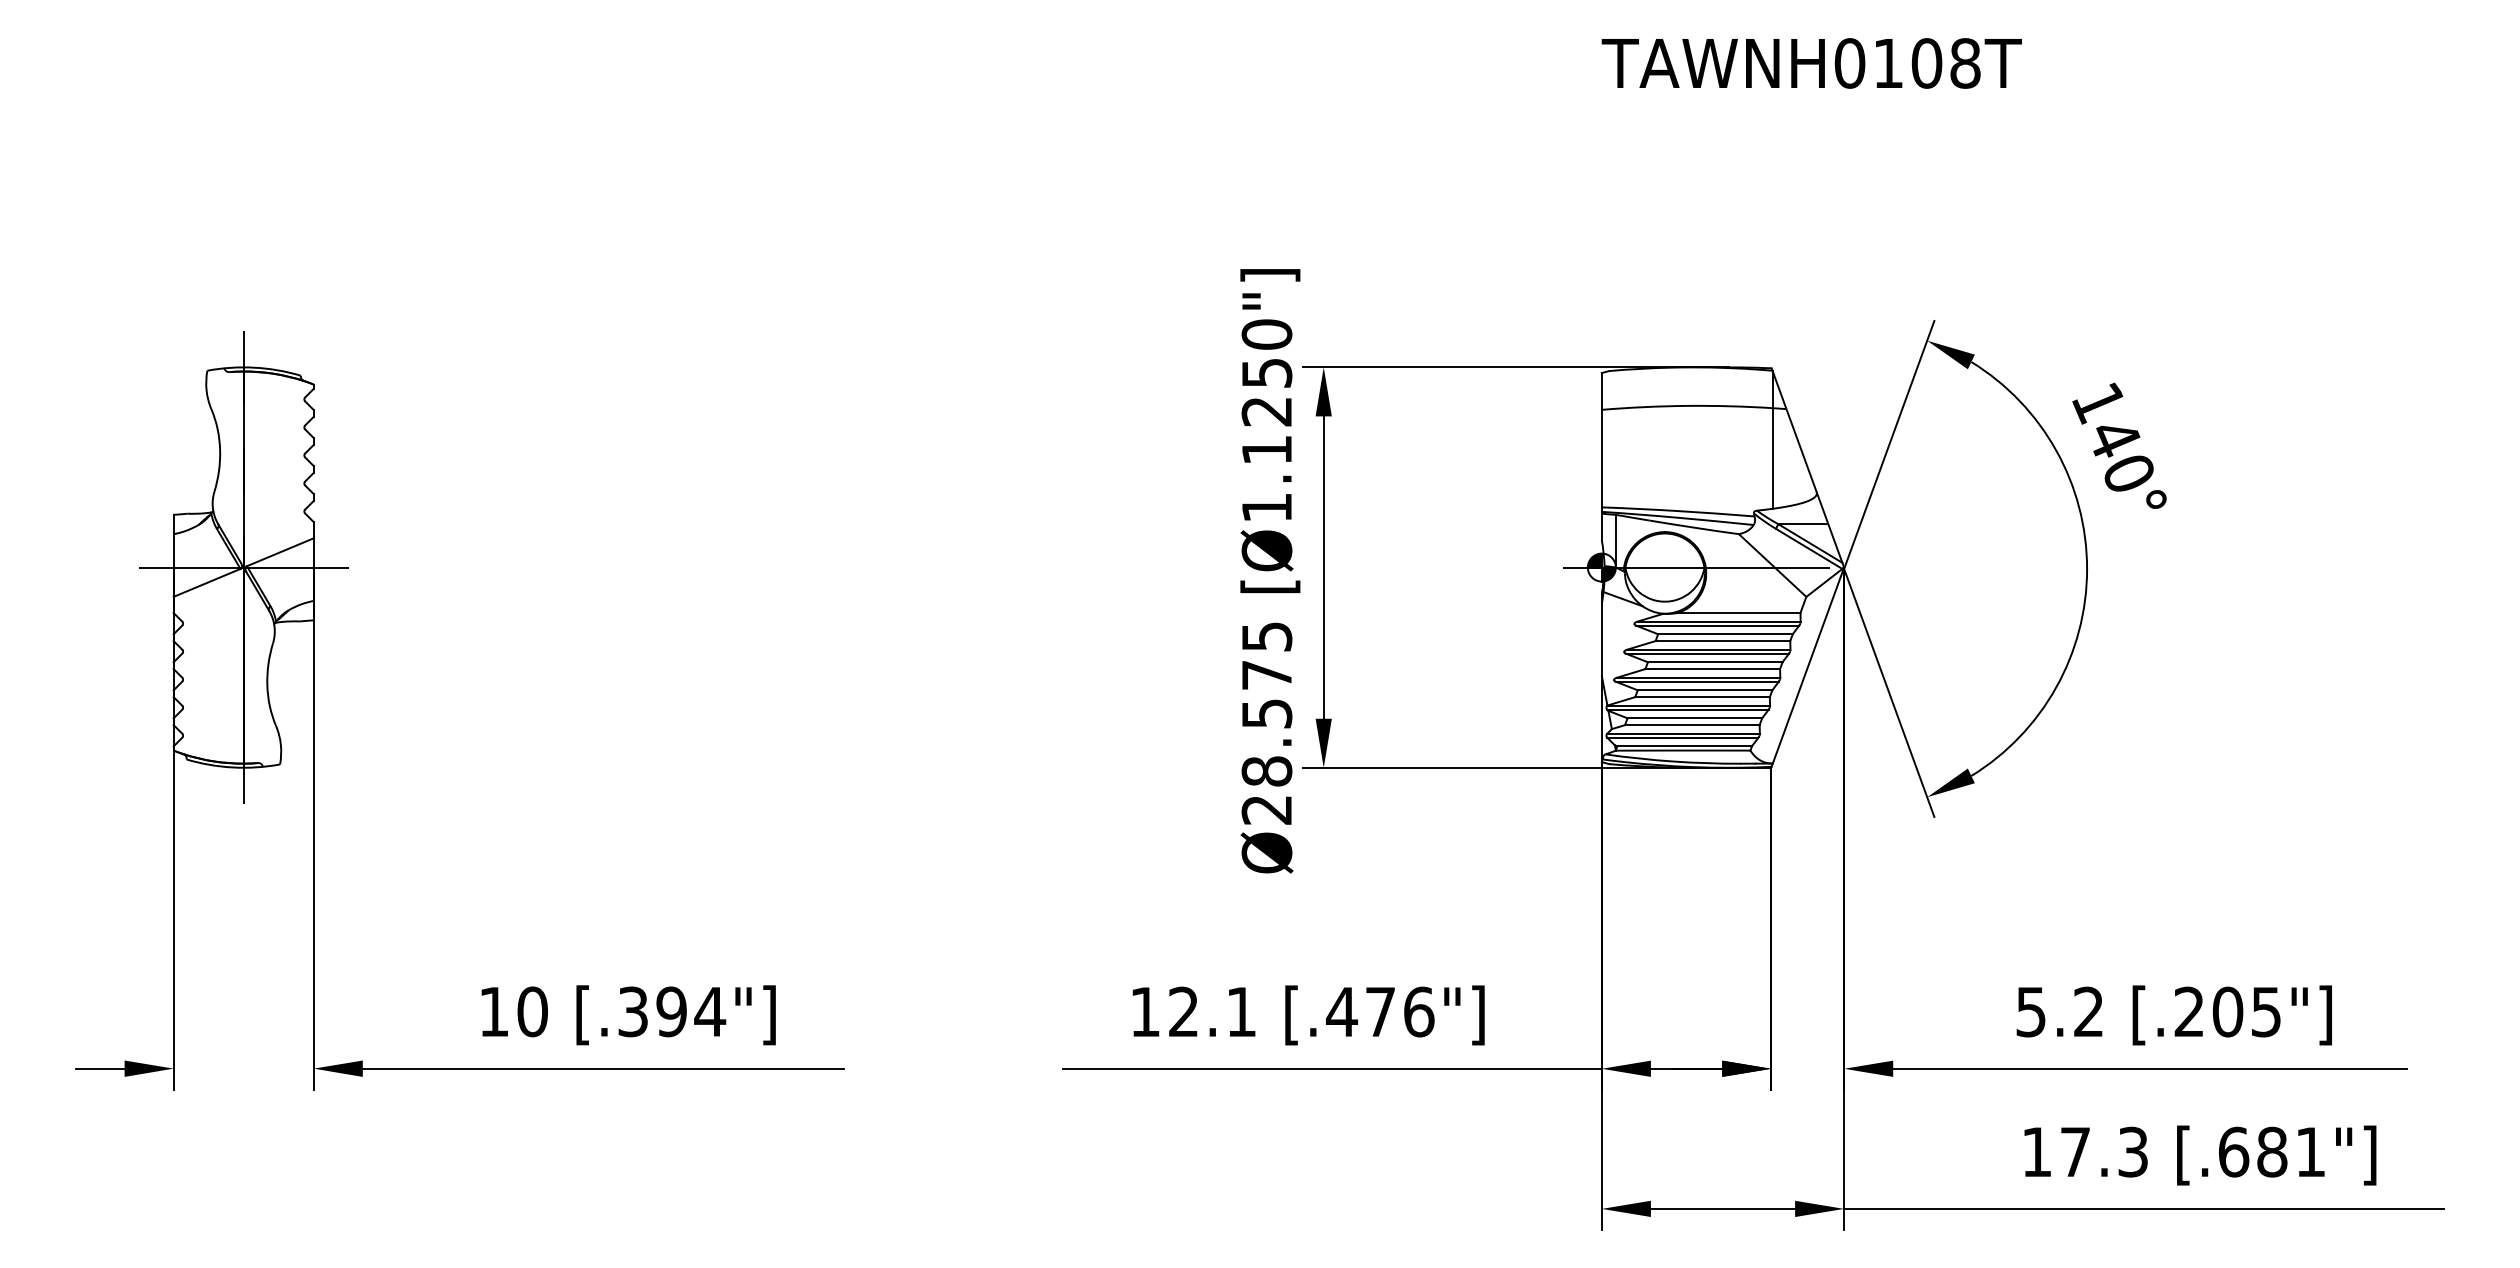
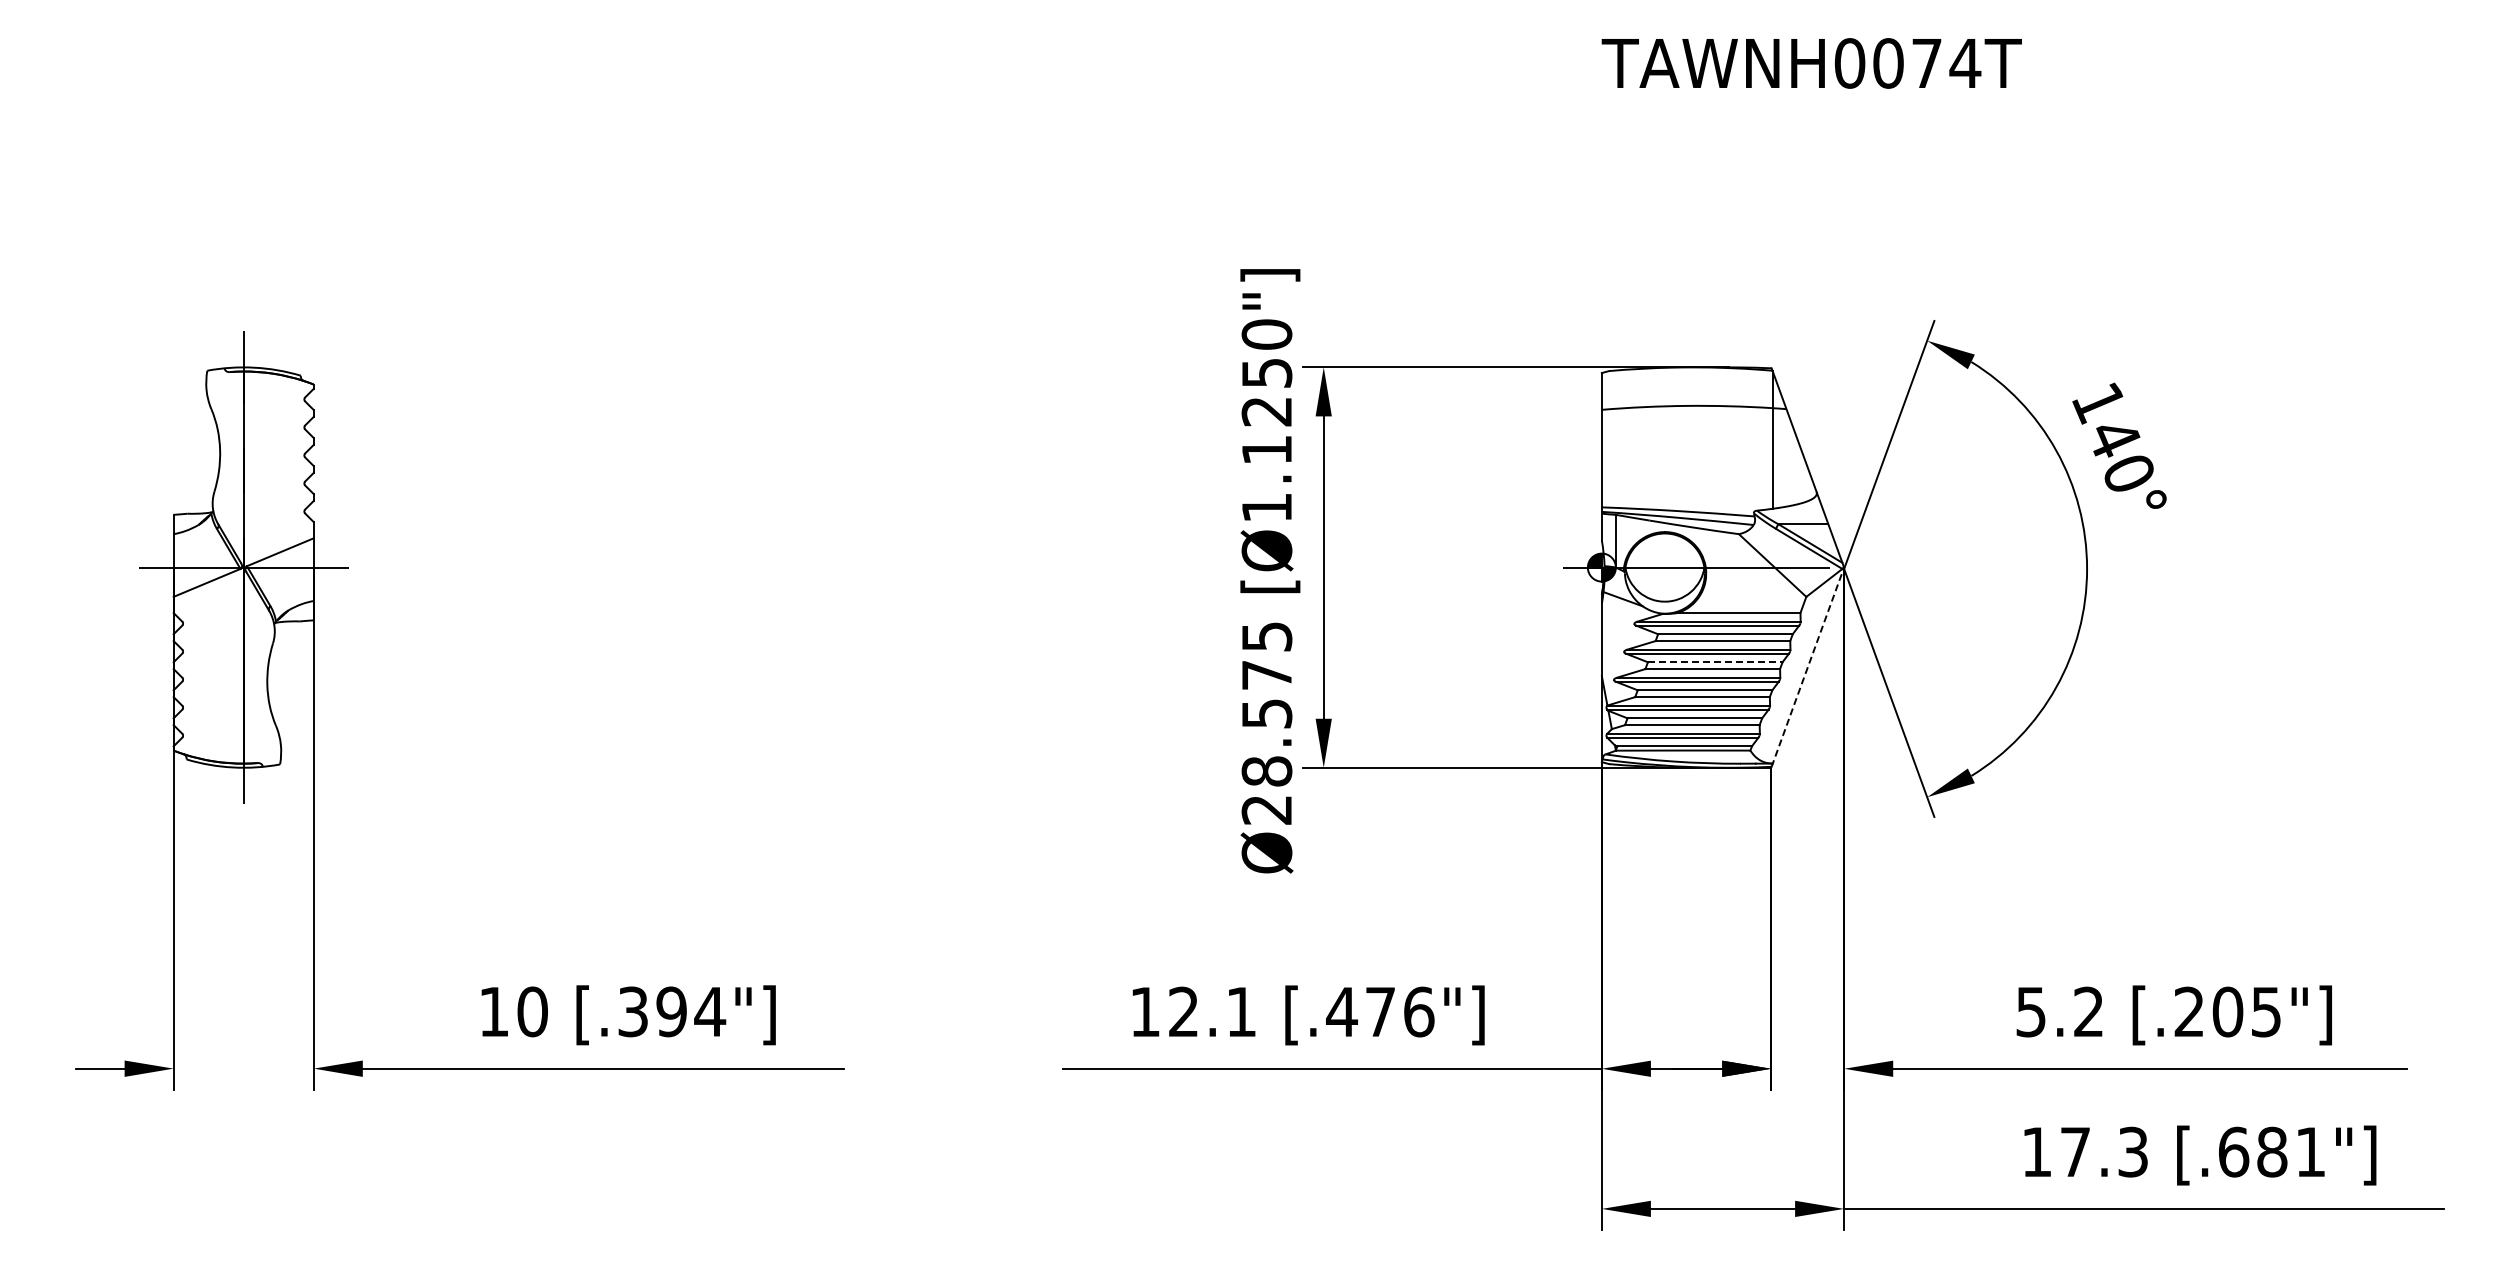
text: TAWNH0108T -> TAWNH0074T (1927, 63)
line: solid -> dashed (1715, 662)
line: solid -> dashed (1808, 666)
